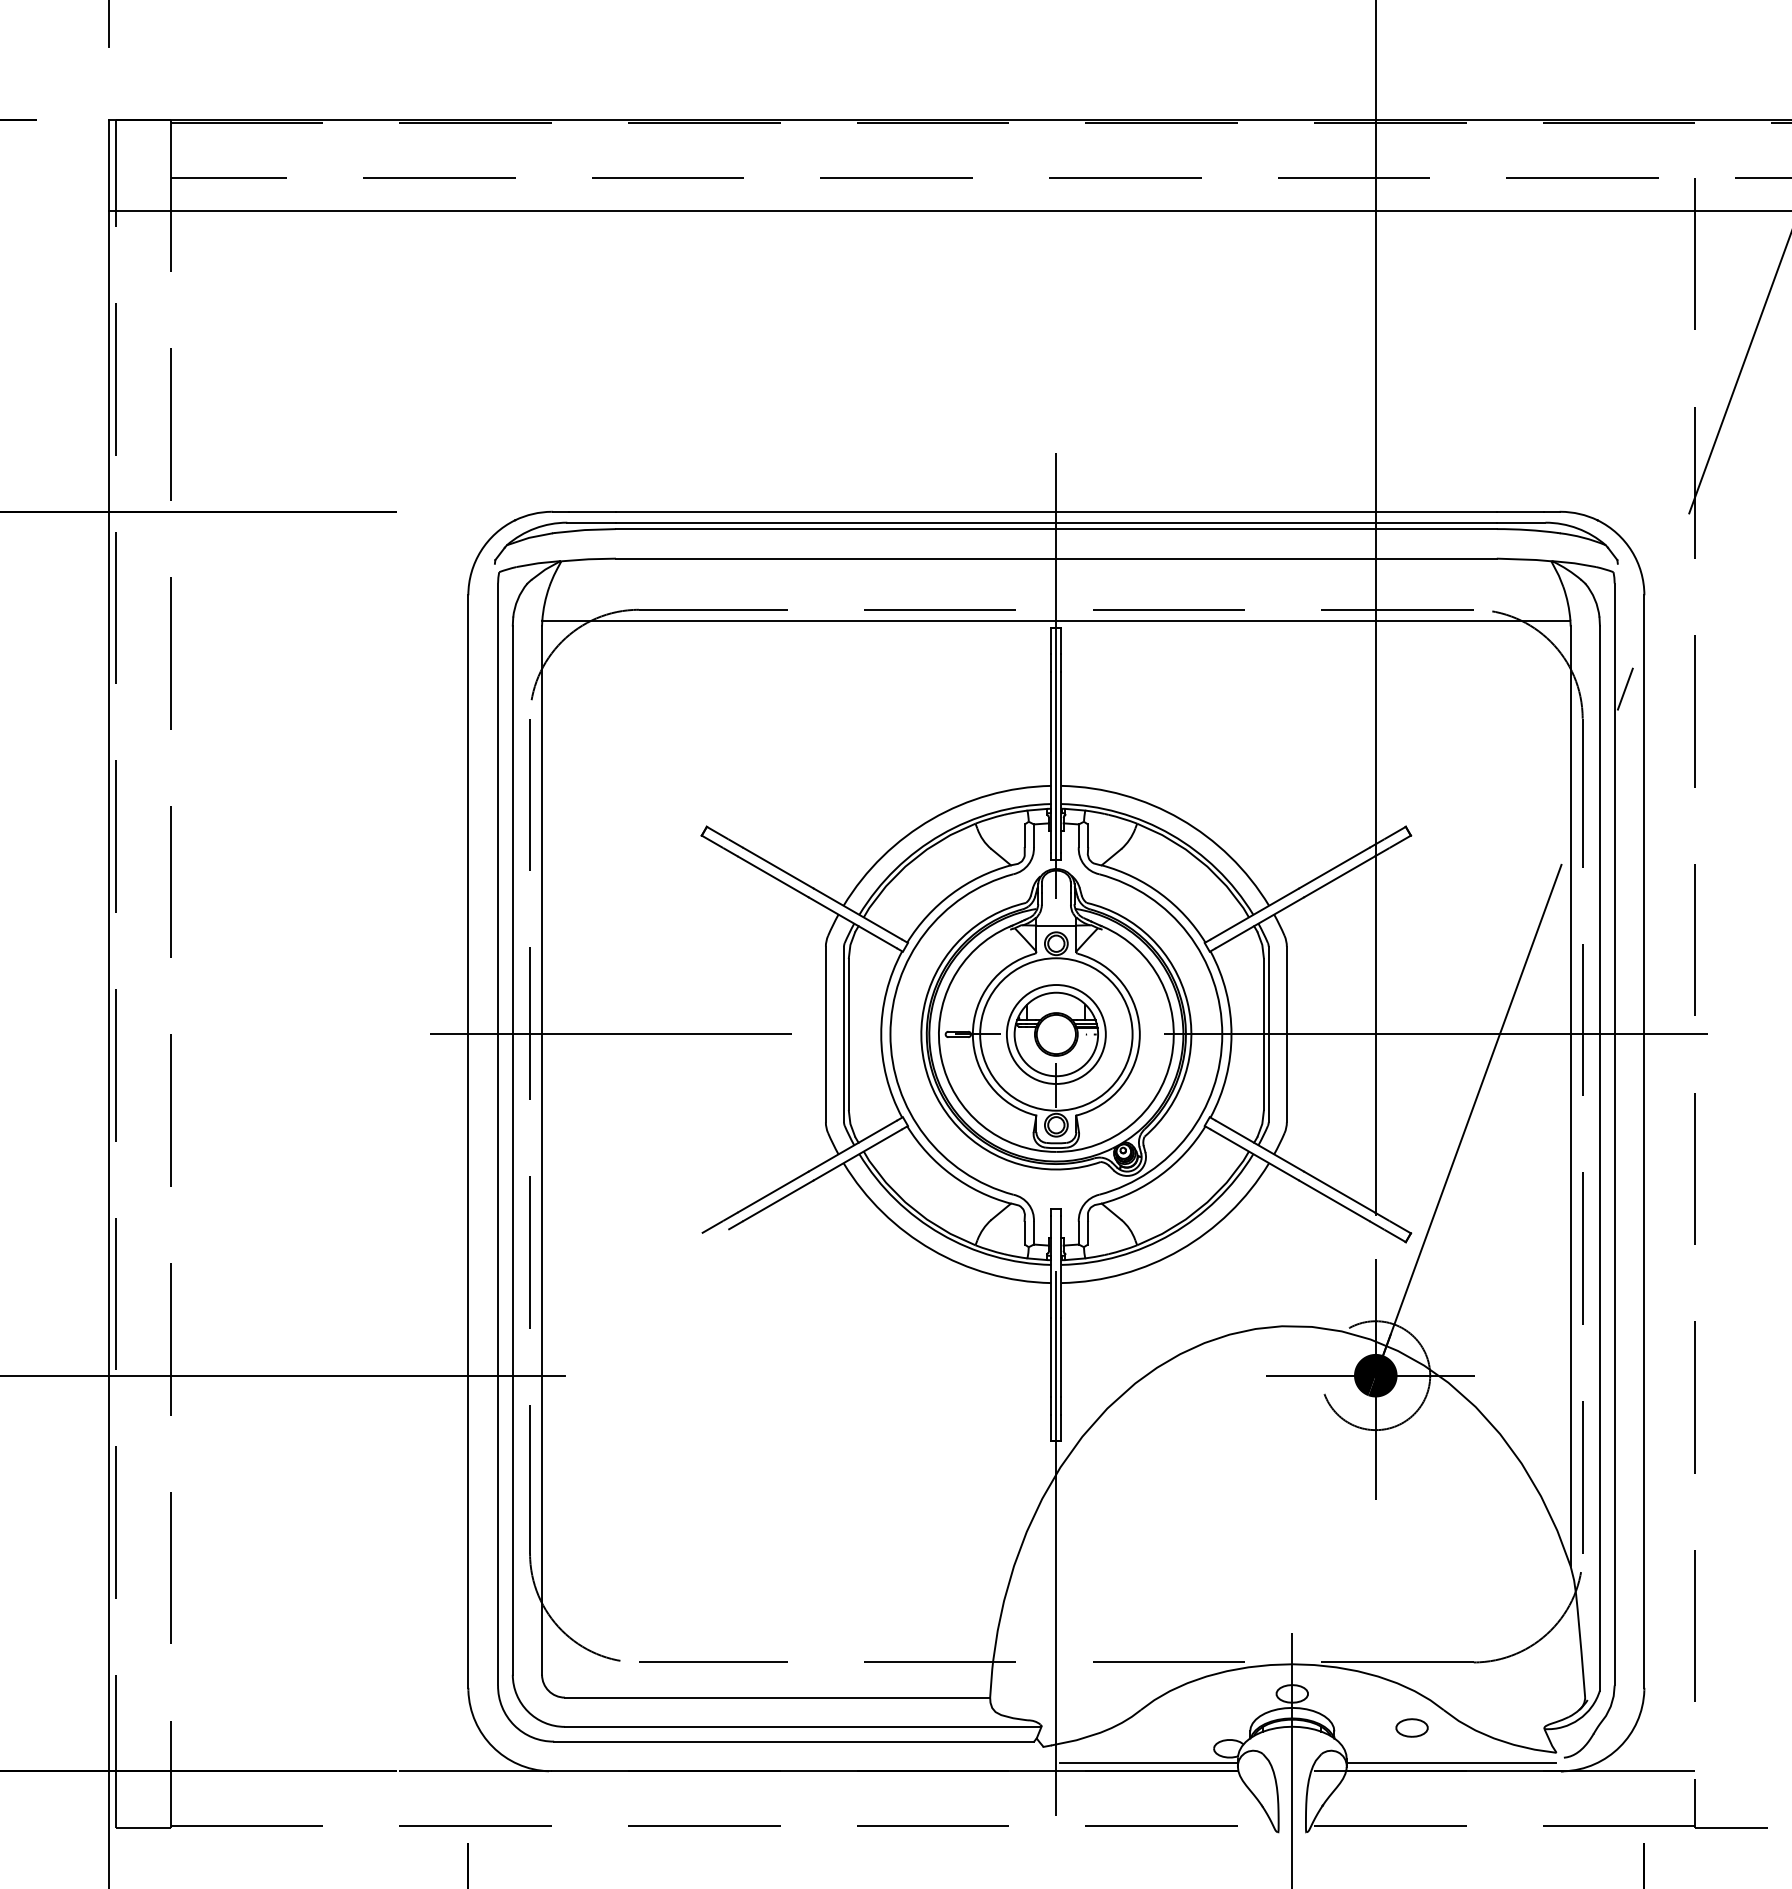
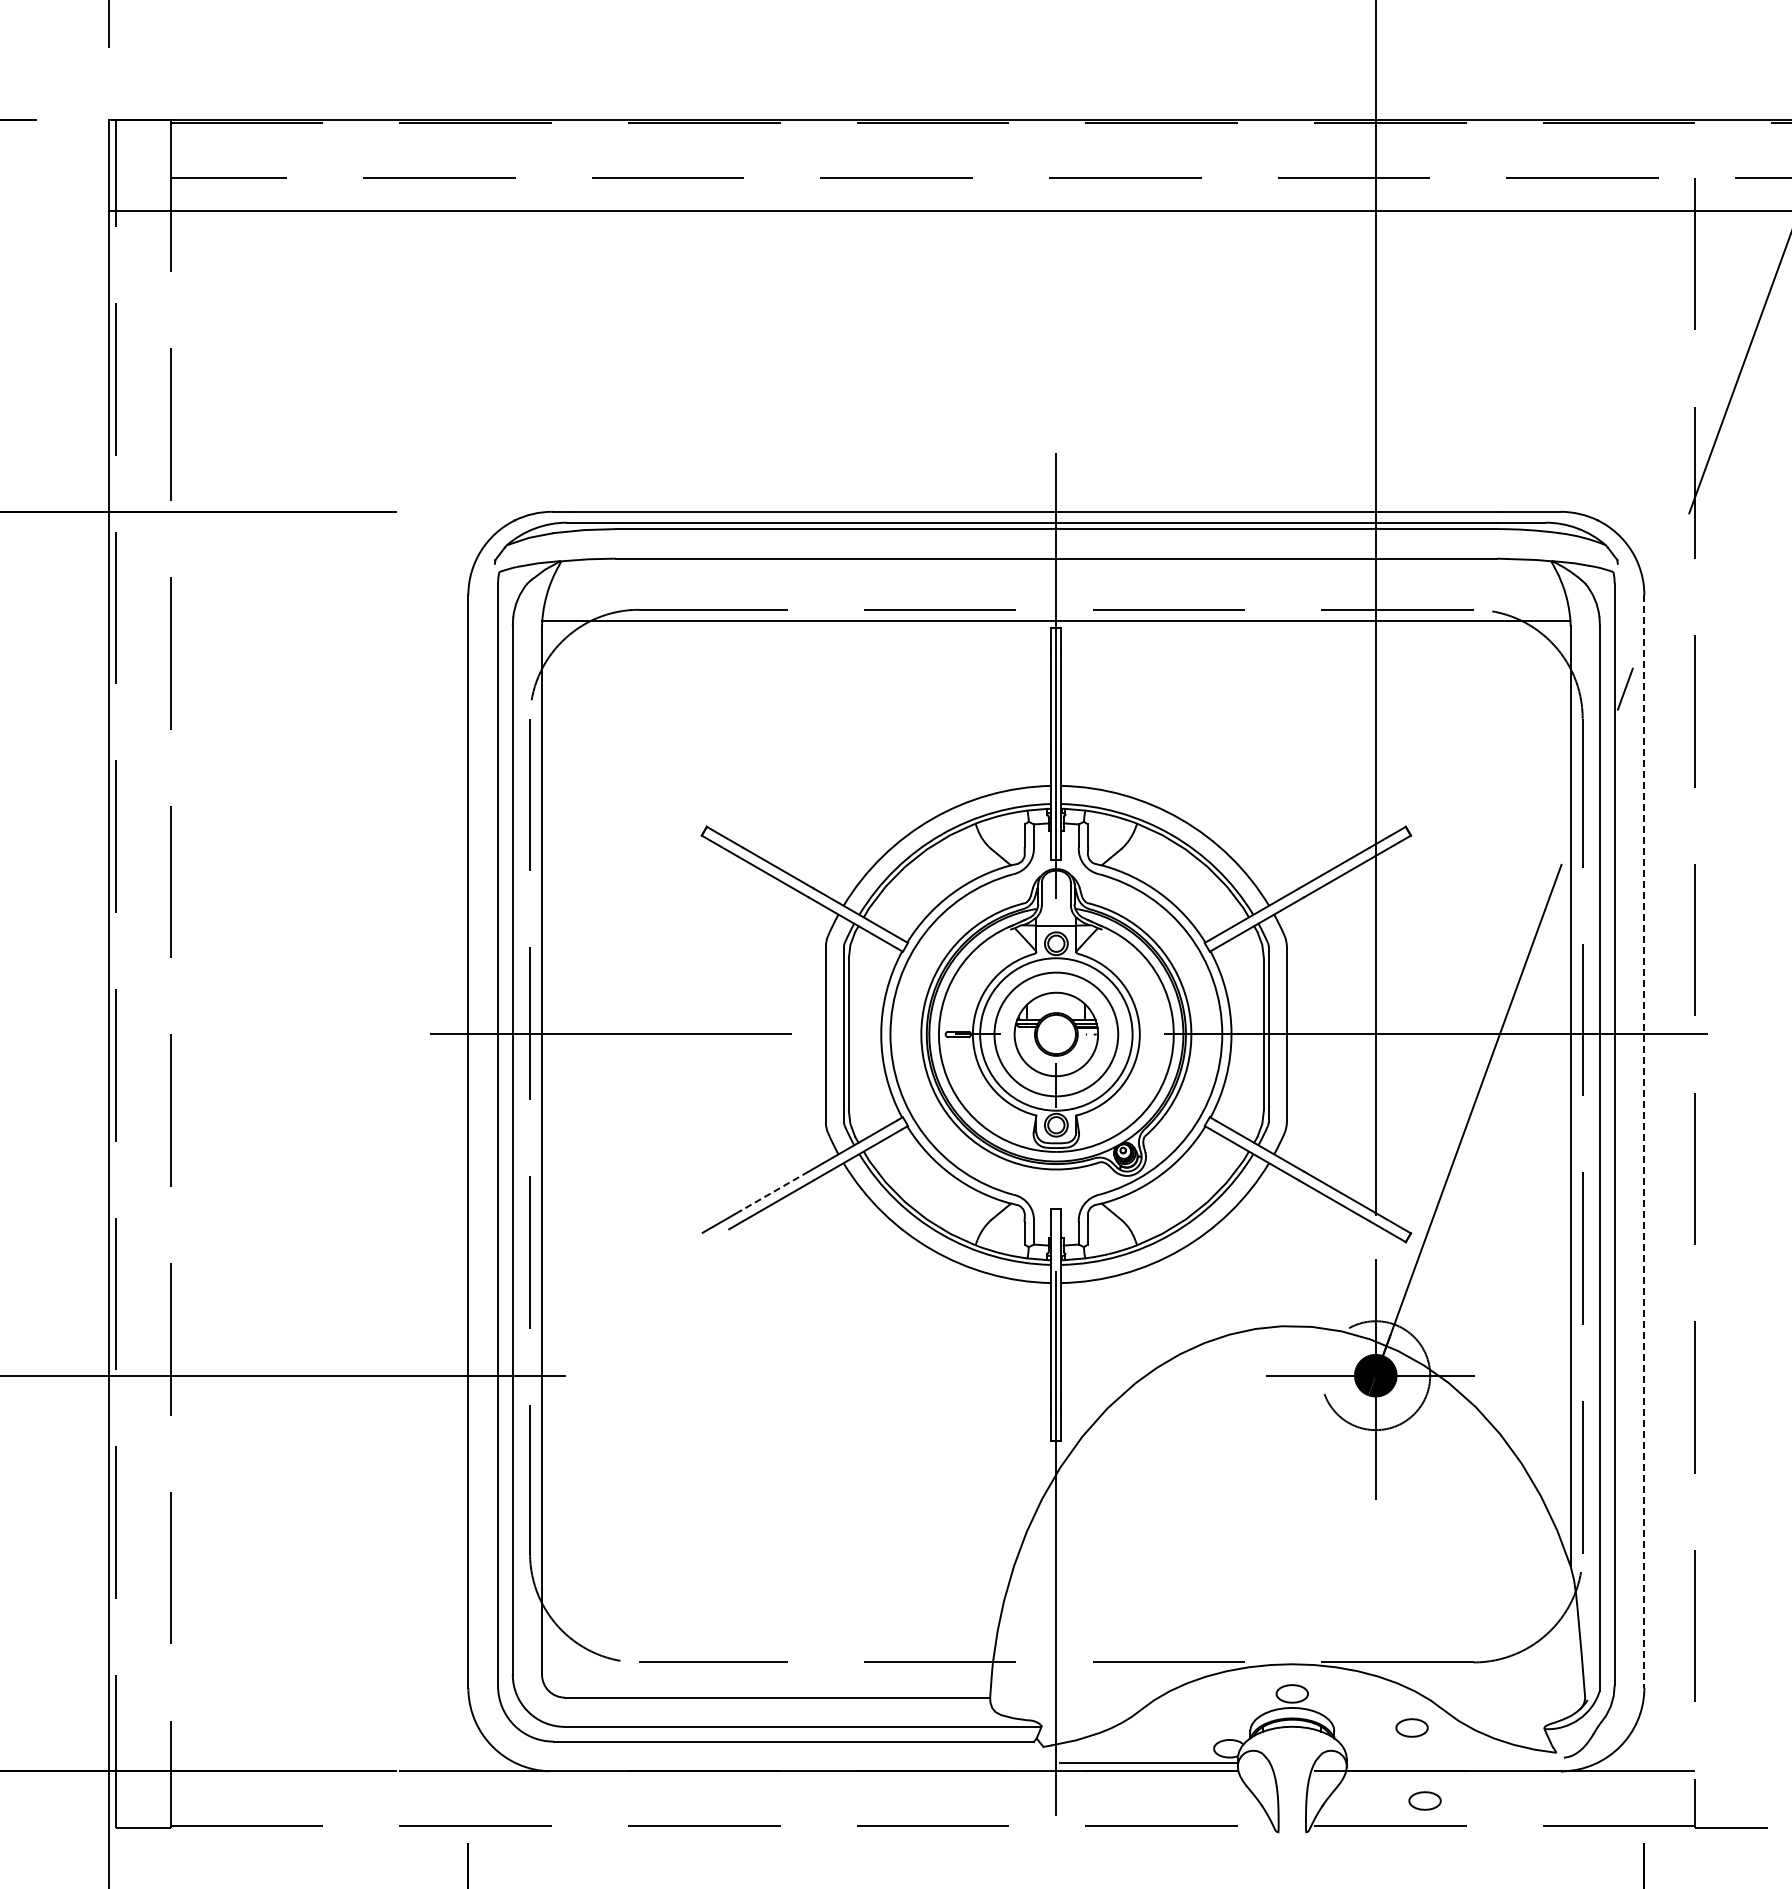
circle diameter: 99 px -> 124 px (1056, 1034)
line: solid -> dashed (1644, 1142)
line: solid -> dashed (773, 1191)
line: present -> none (1292, 1758)
line: present -> none (1450, 1763)
part: none -> present (1424, 1800)
